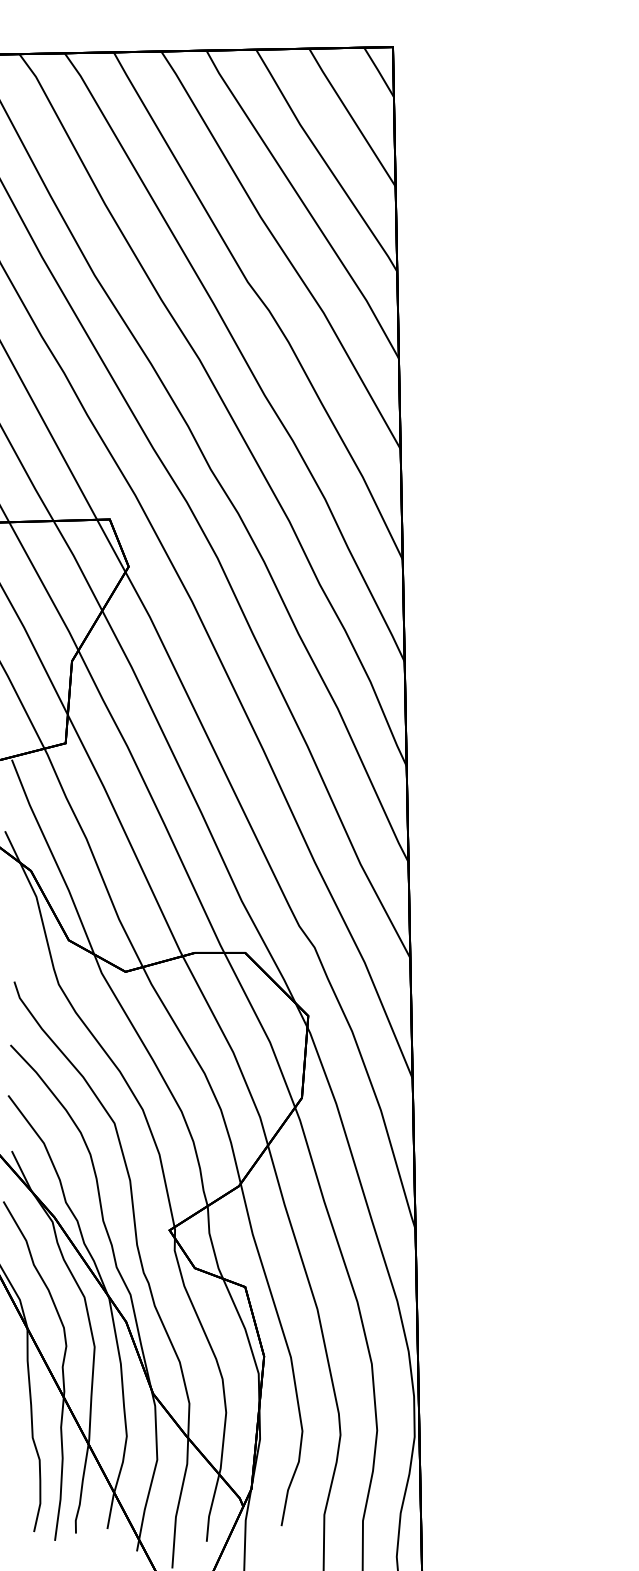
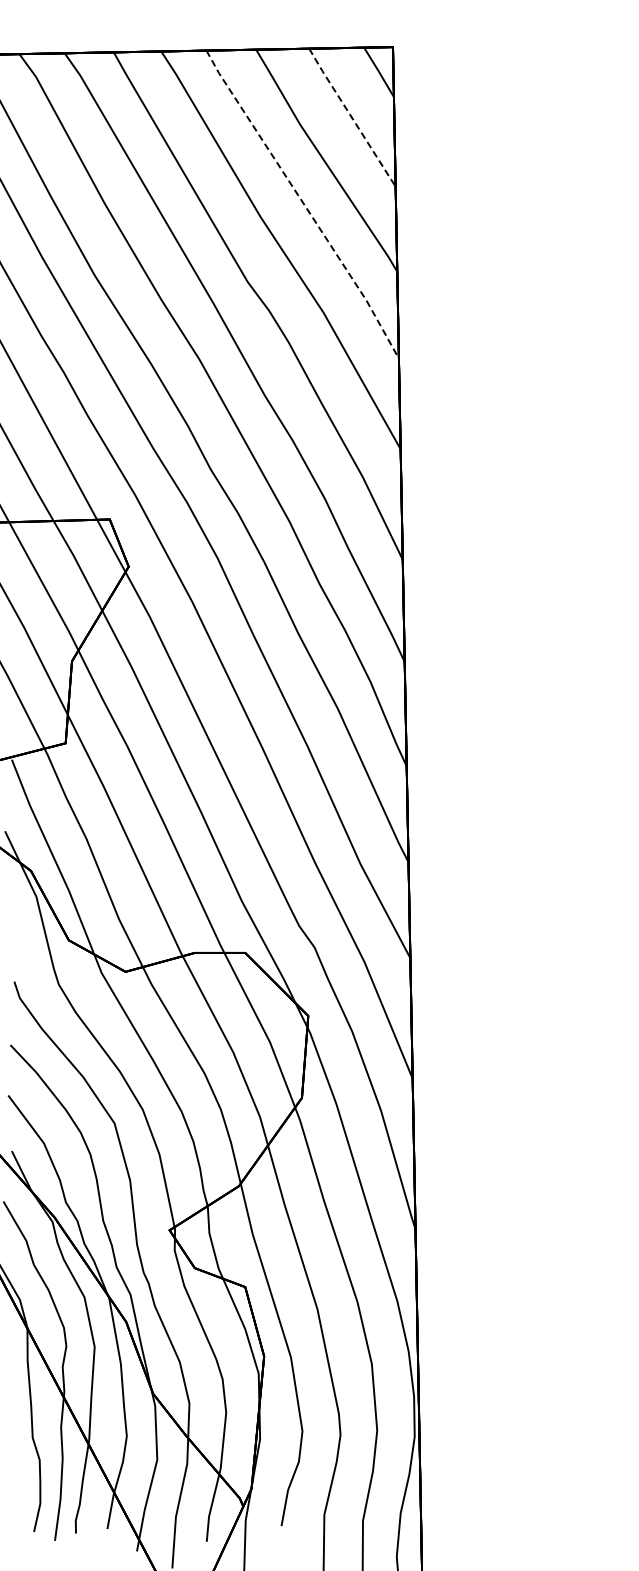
line: solid -> dashed (351, 117)
line: solid -> dashed (303, 203)
